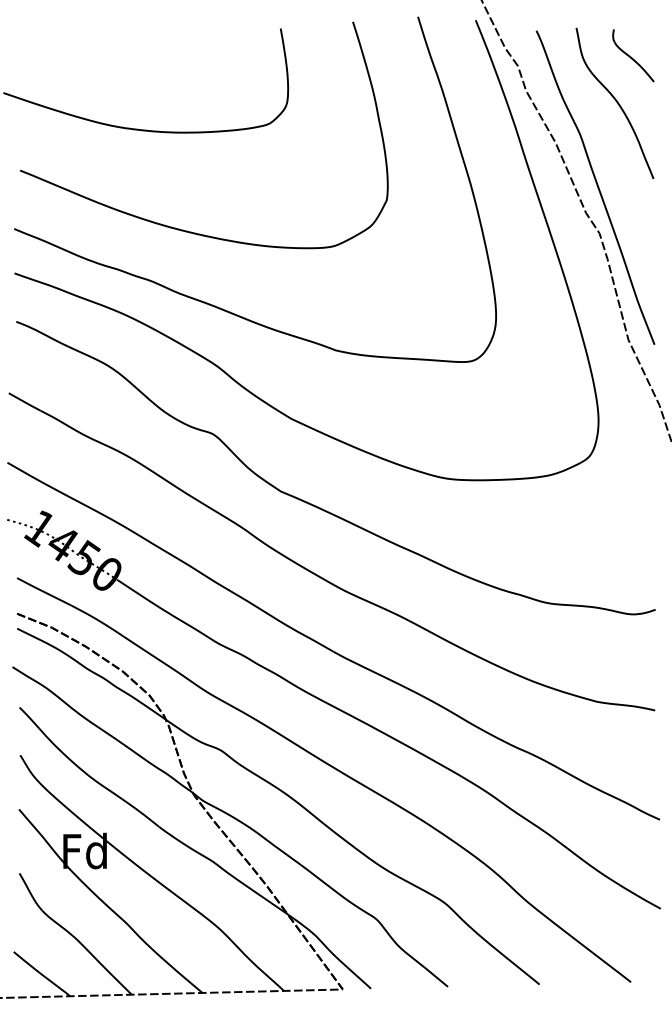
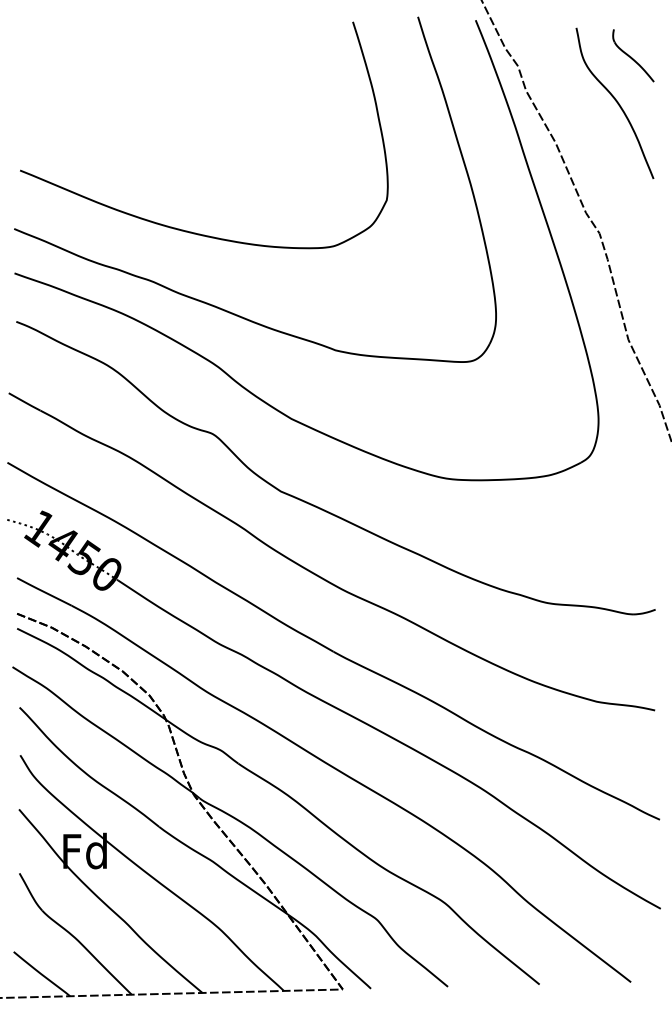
curve: present -> none (138, 128)
curve: present -> none (597, 187)
